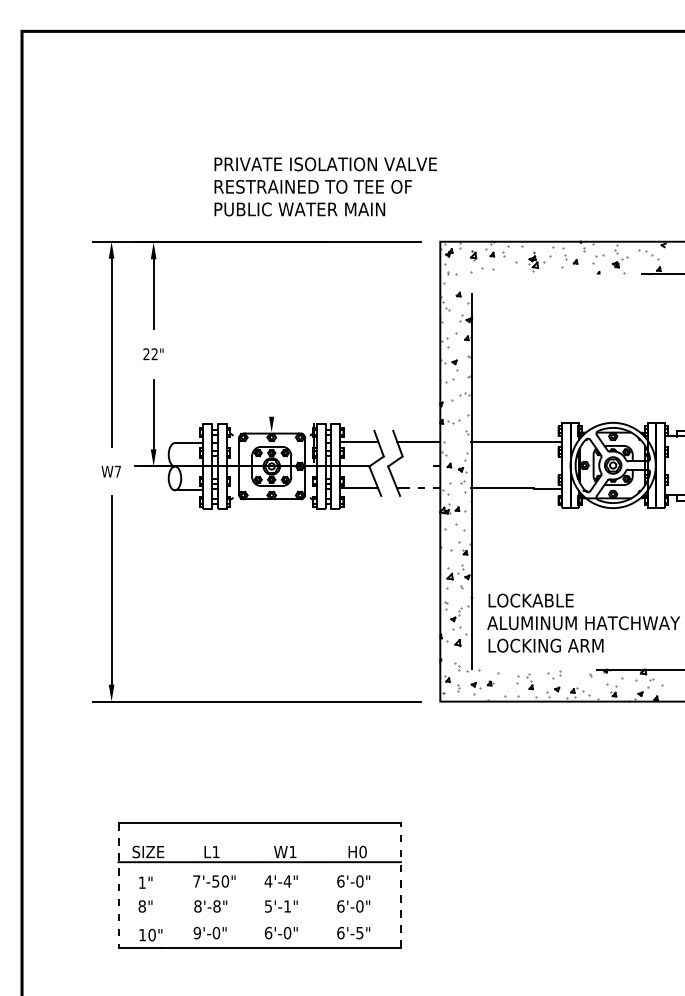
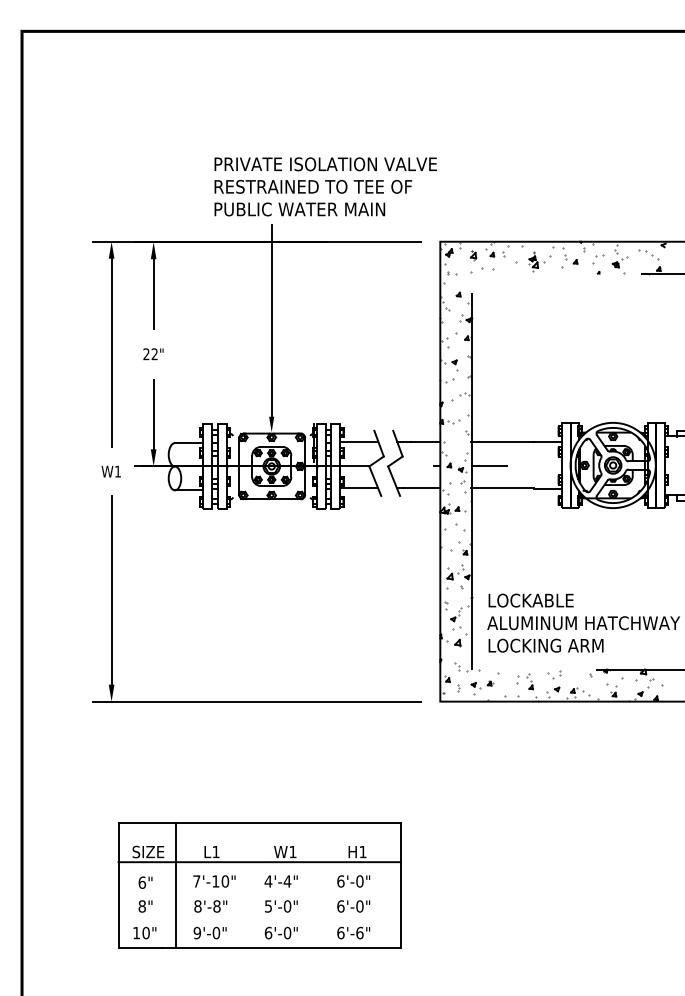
line: none -> present (271, 320)
line: none -> present (489, 466)
text: W7 -> W1 (117, 471)
line: dashed -> solid (421, 488)
text: H0 -> H1 (362, 851)
text: 7'-50" -> 7'-10" (215, 881)
text: 1" -> 6" (142, 882)
line: none -> present (176, 885)
line: dashed -> solid (400, 885)
line: dashed -> solid (118, 886)
text: 5'-1" -> 5'-0" (287, 906)
text: 6'-5" -> 6'-6" (359, 932)
text position: (150, 934) -> (144, 932) (144, 932)
